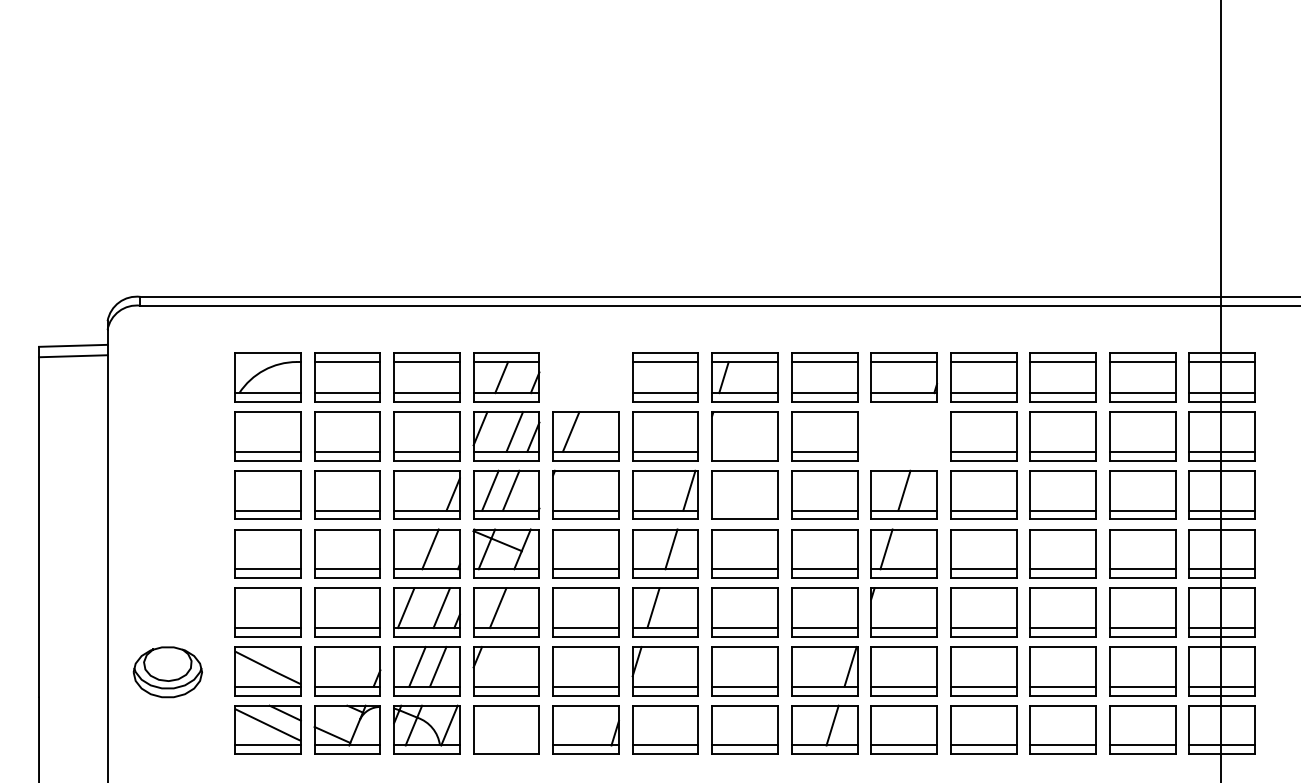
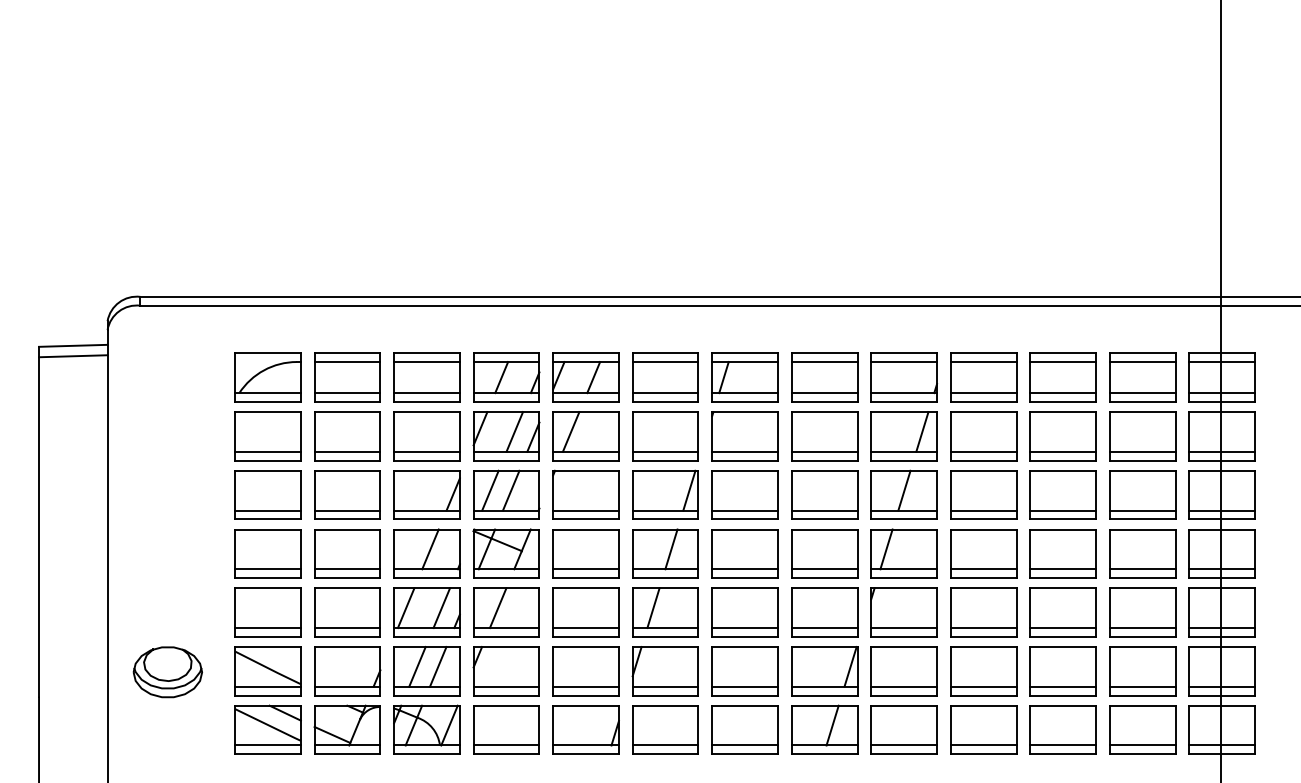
part: none -> present (585, 377)
part: none -> present (903, 436)
line: none -> present (745, 451)
line: none -> present (745, 510)
line: none -> present (506, 745)
